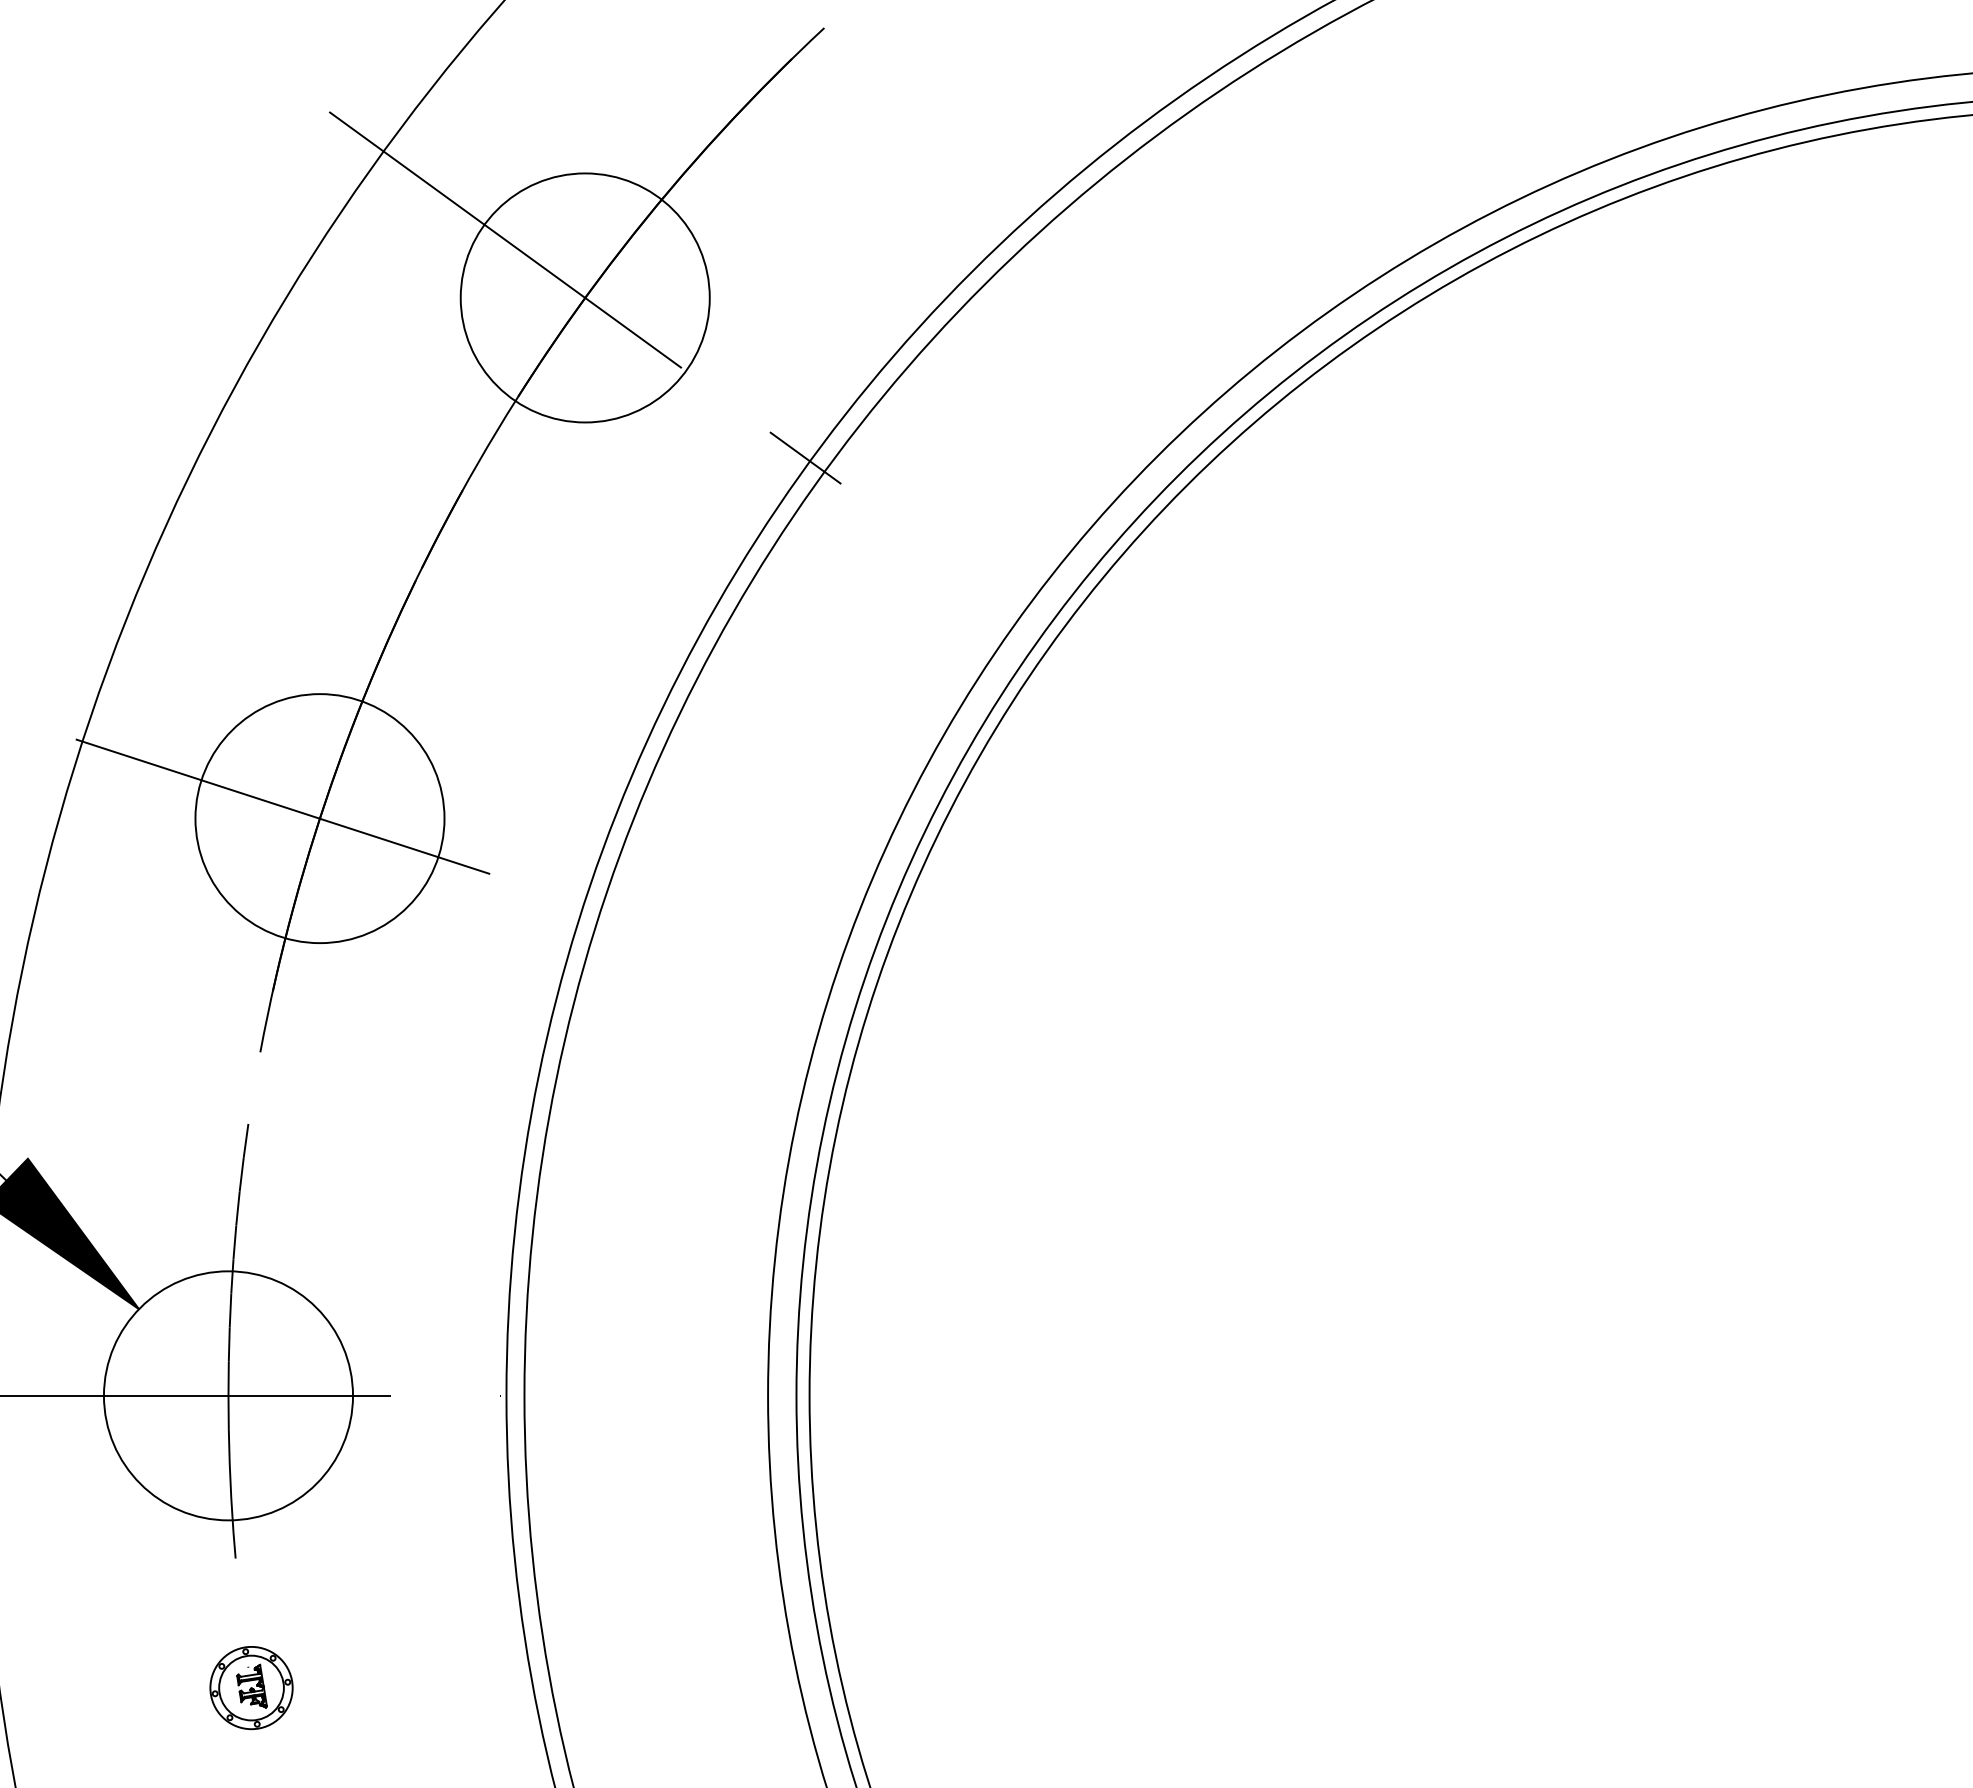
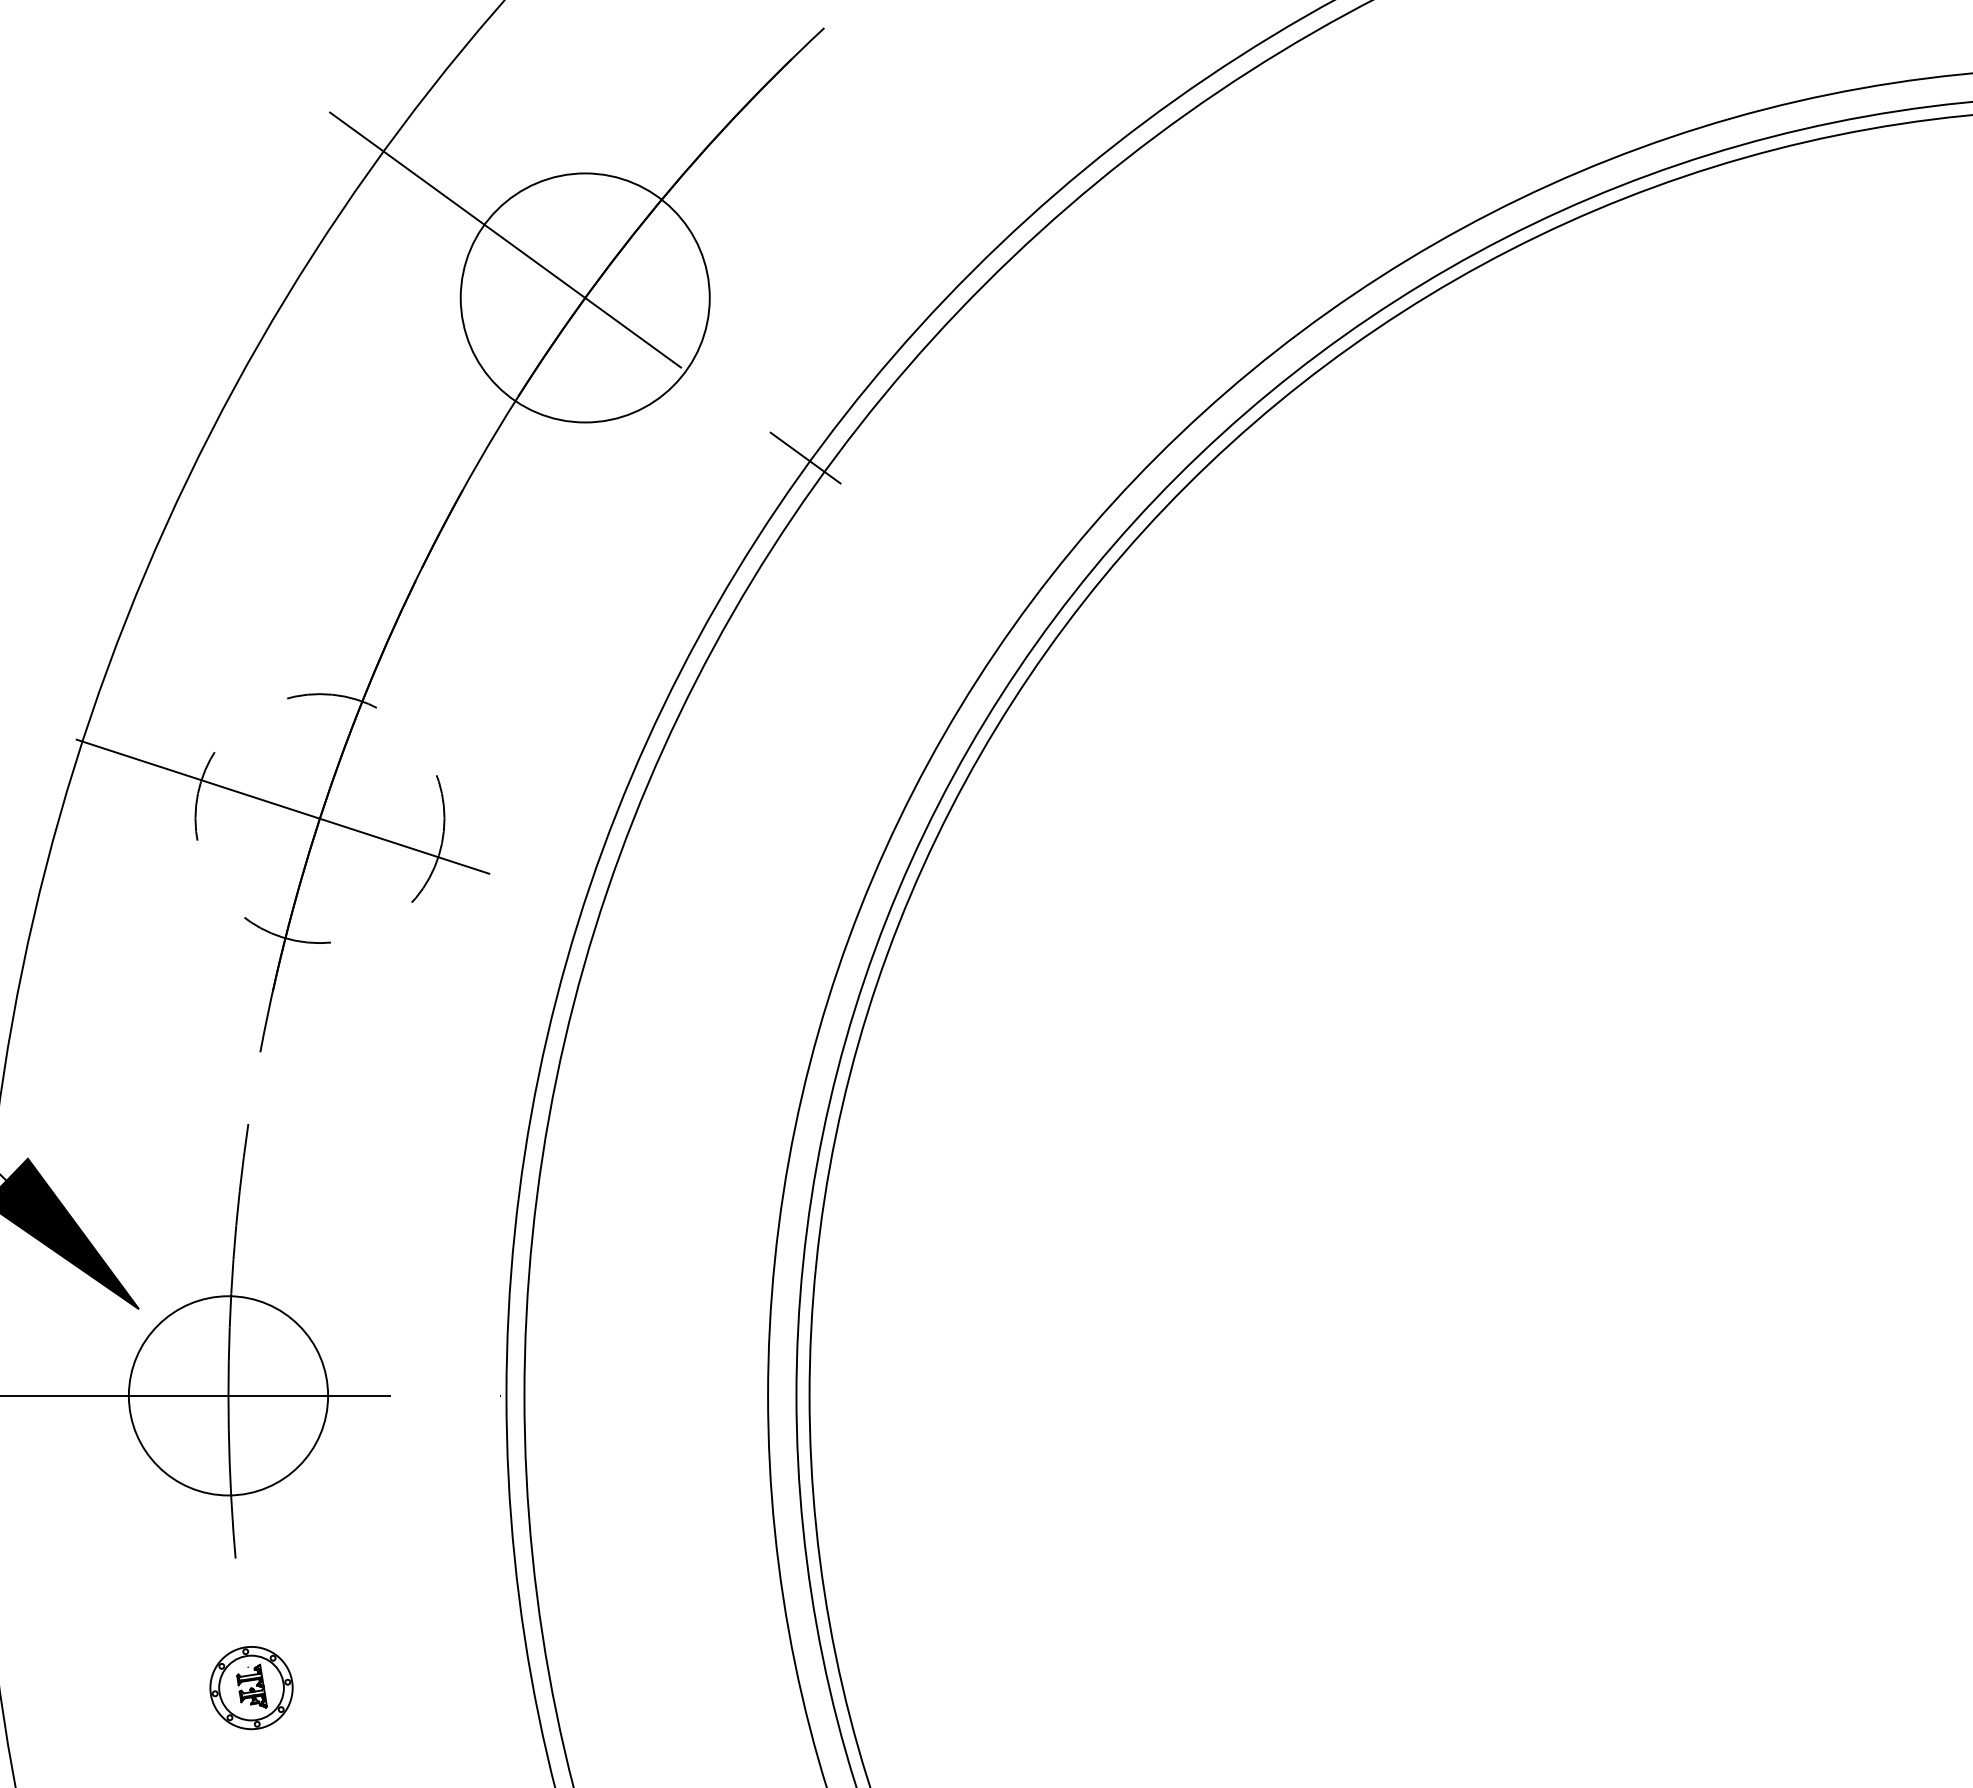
circle: solid -> dashed (319, 818)
circle diameter: 249 px -> 199 px (228, 1395)
